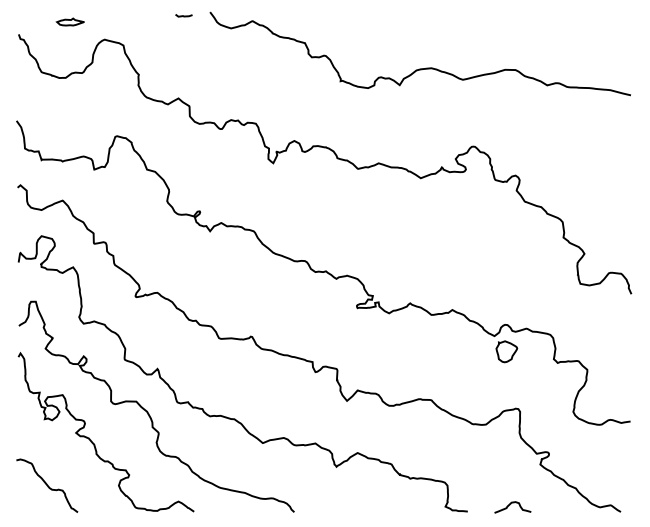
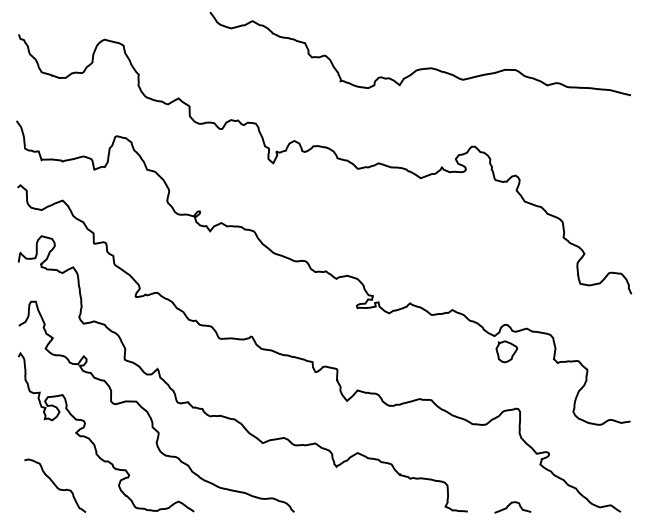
line: present -> none (183, 15)
part: present -> none (69, 21)
curve position: (47, 485) -> (55, 485) (55, 485)
